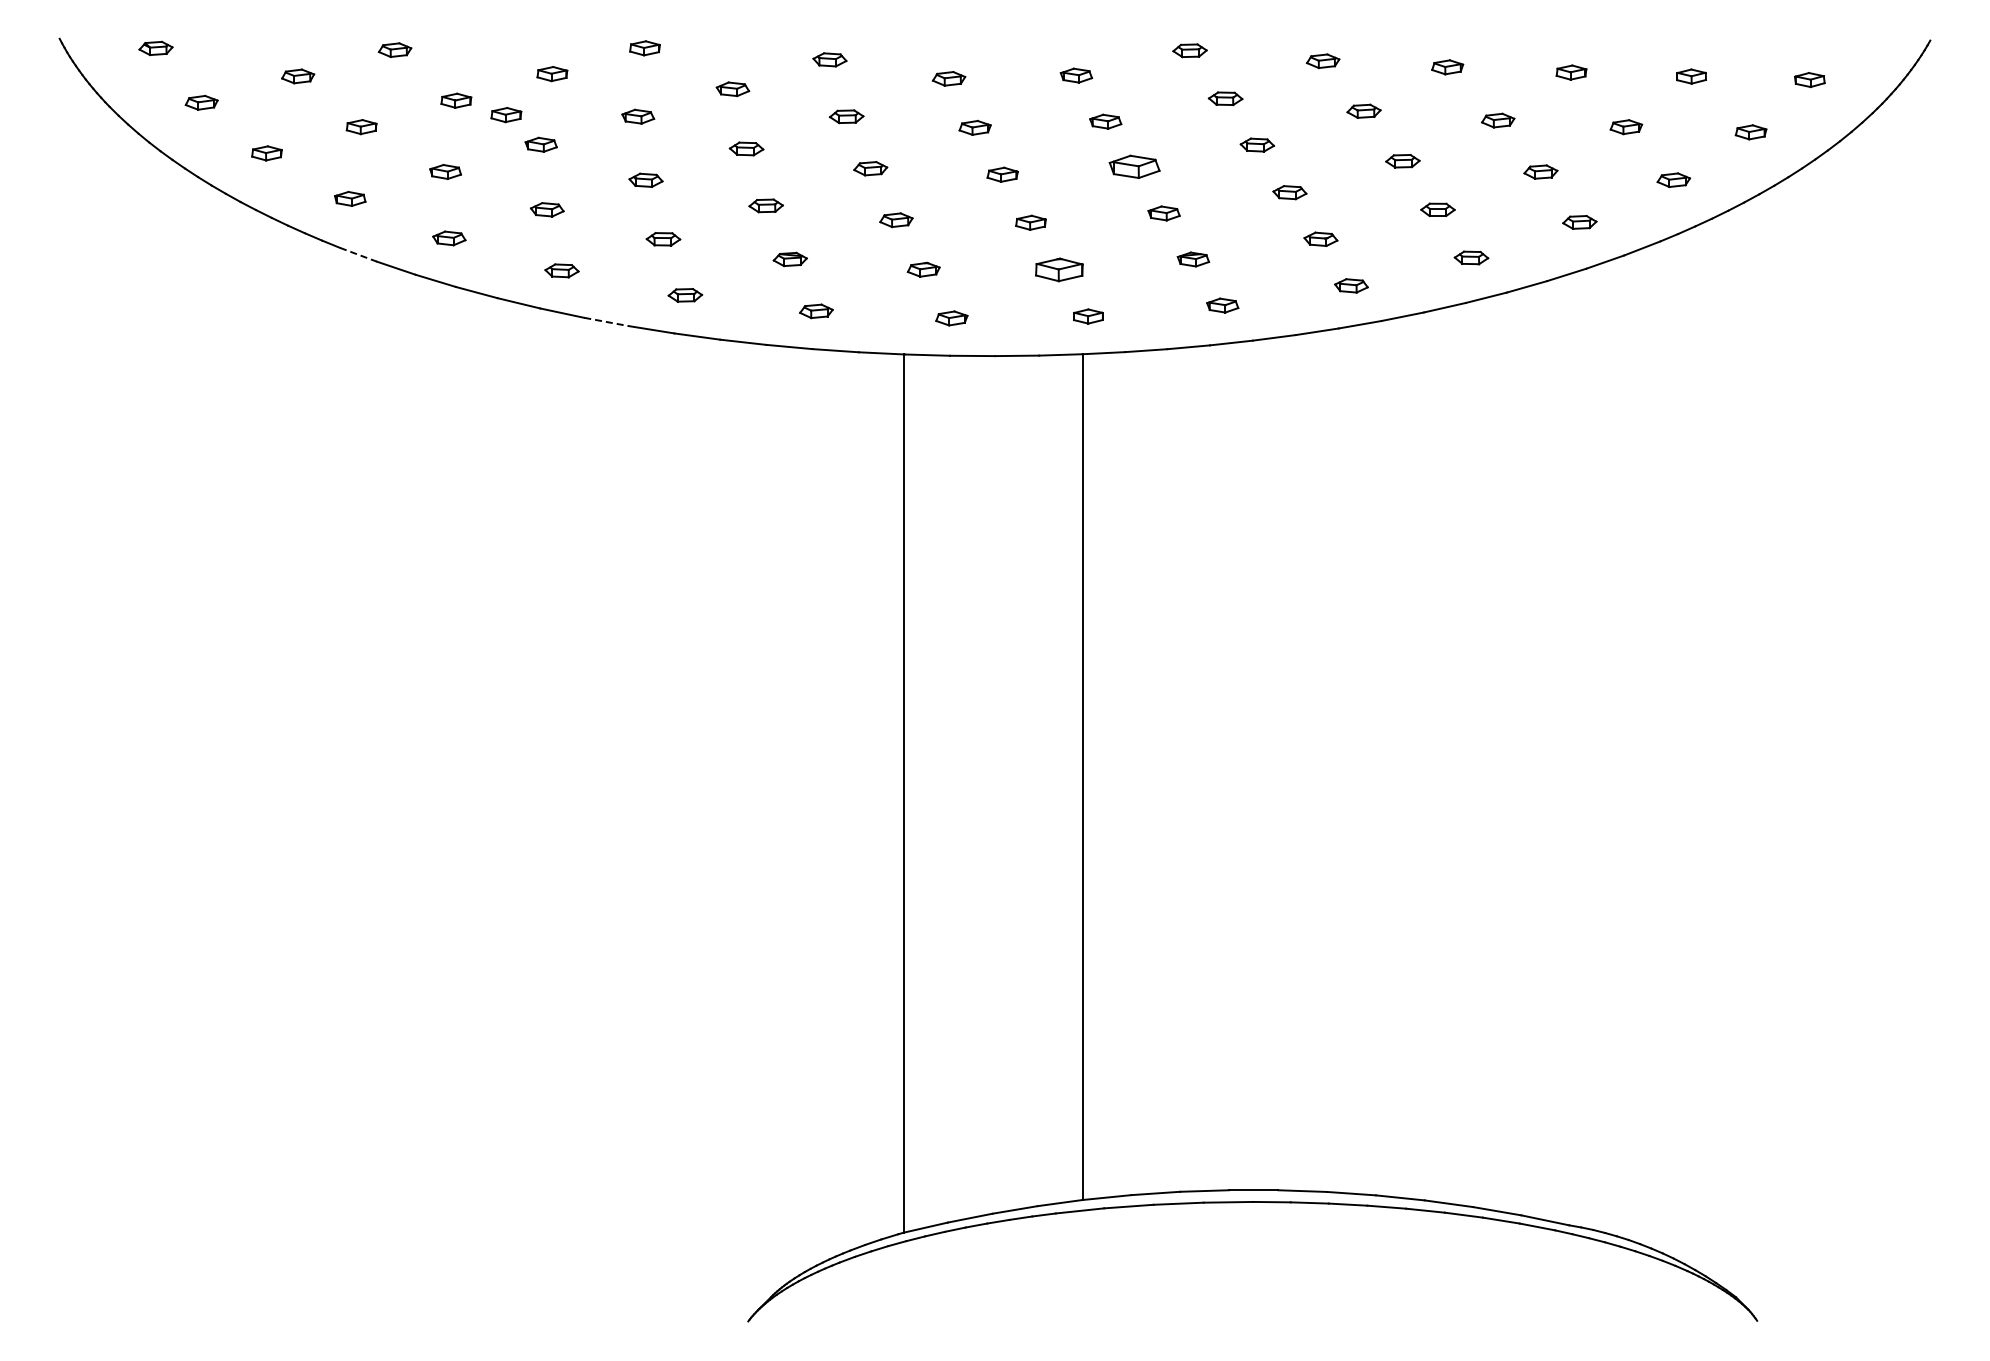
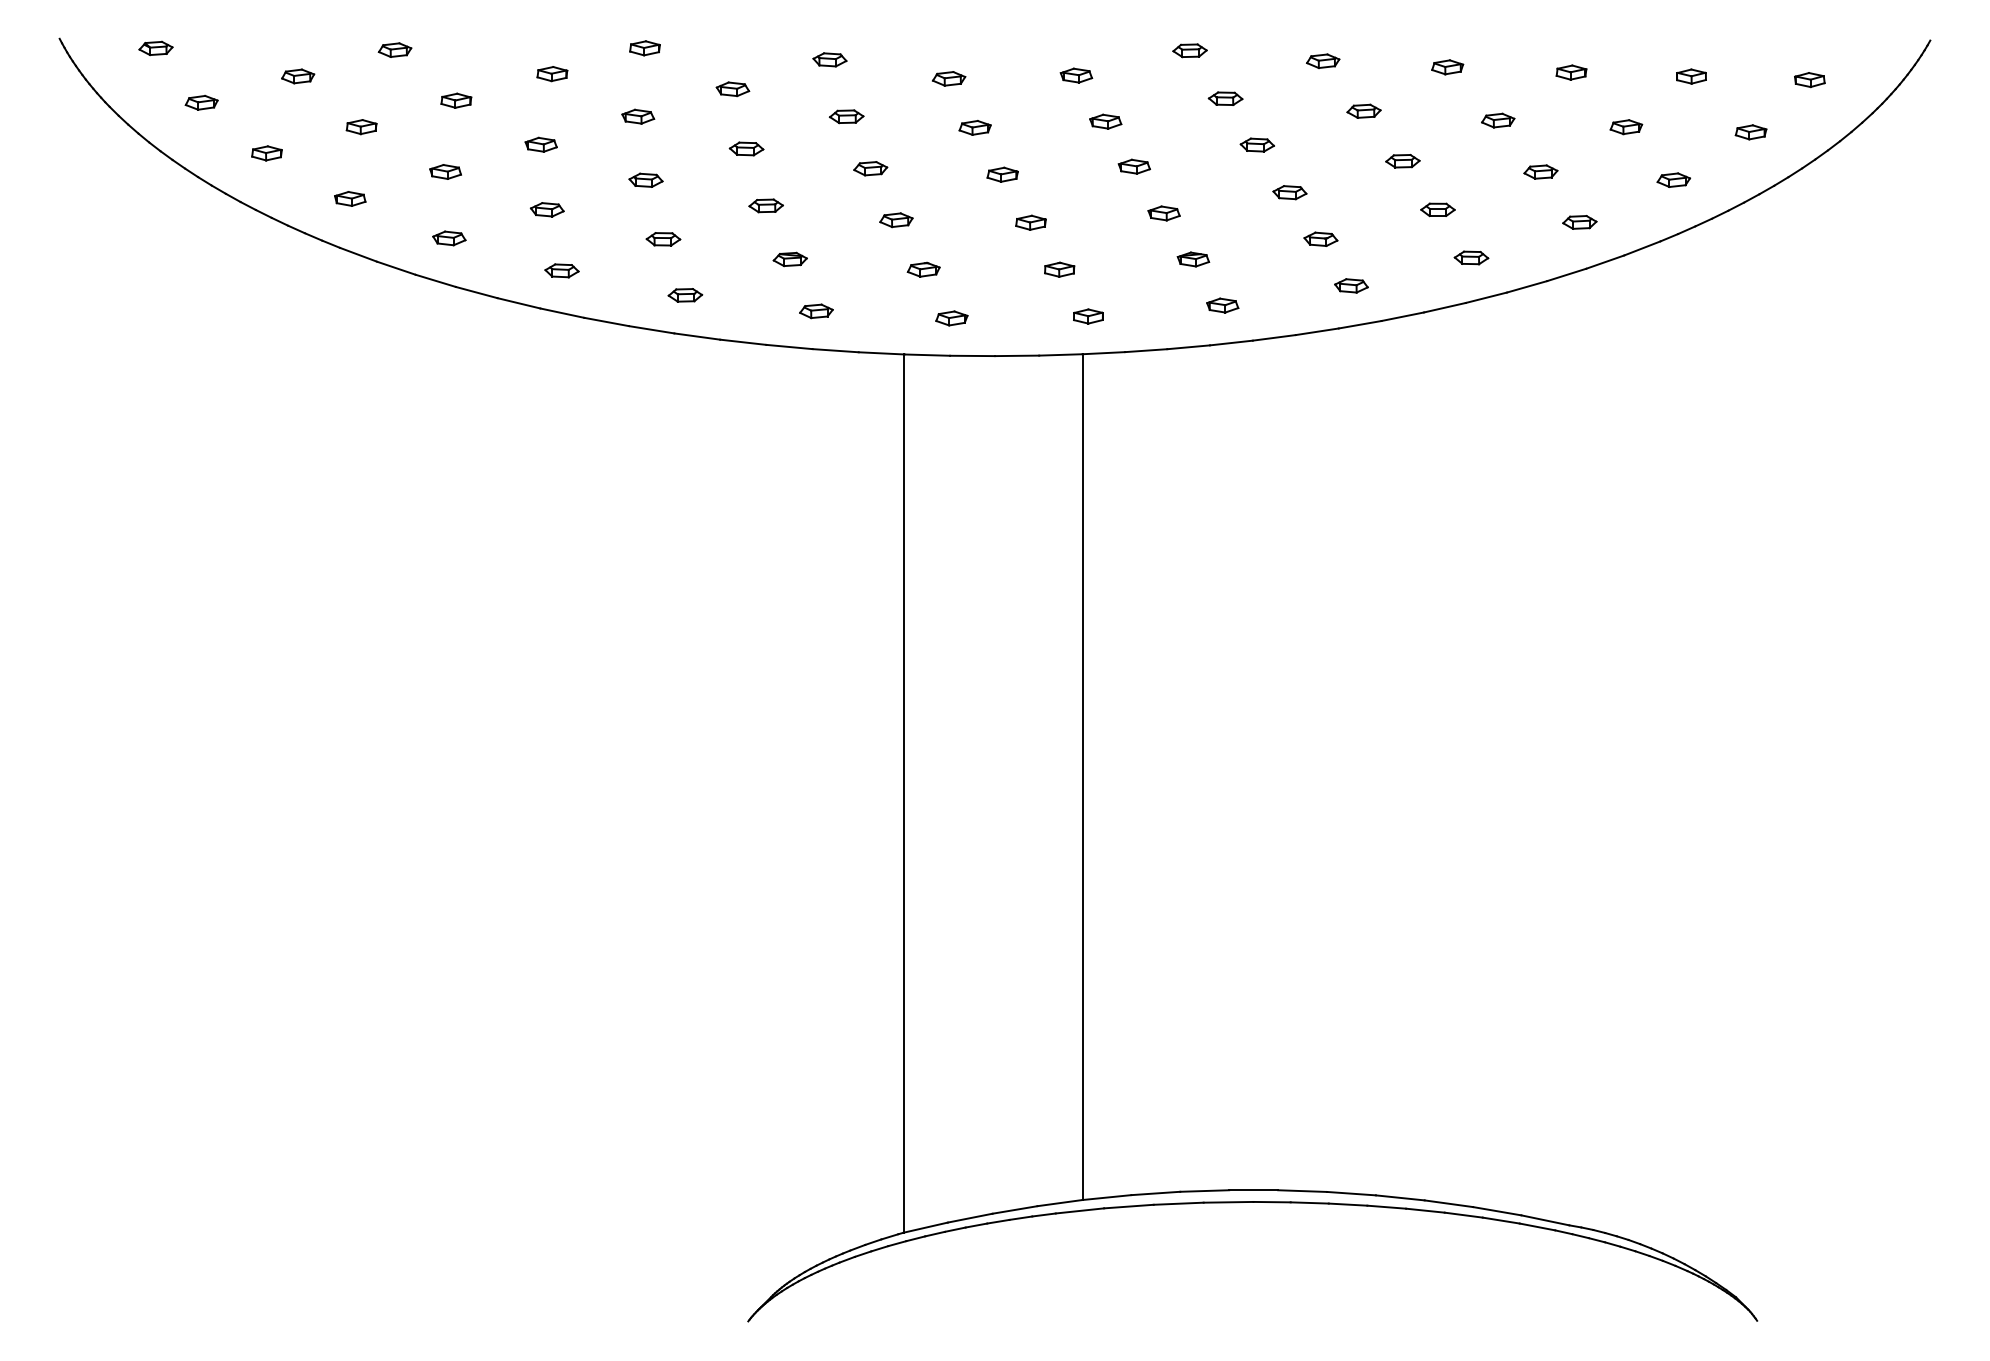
part: present -> none (506, 115)
part size: 53x25 px -> 34x17 px (1133, 166)
line: dashed -> solid (358, 254)
part size: 49x26 px -> 32x17 px (1059, 269)
line: dashed -> solid (606, 321)
